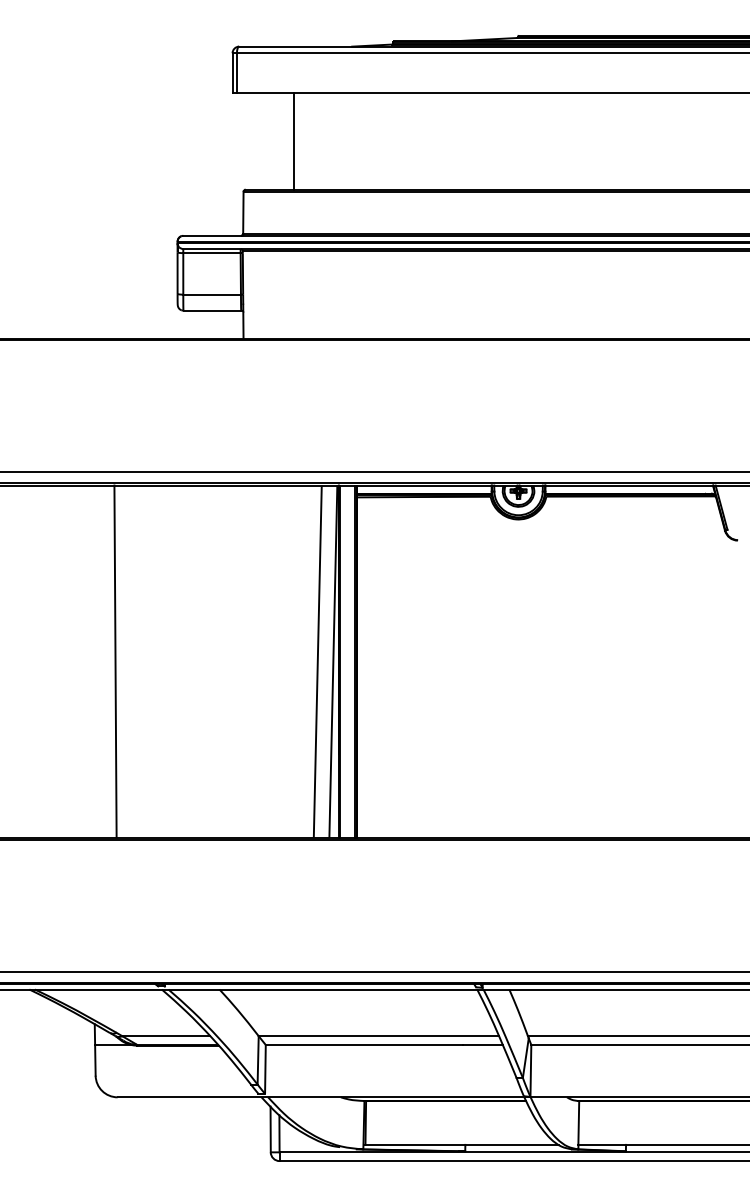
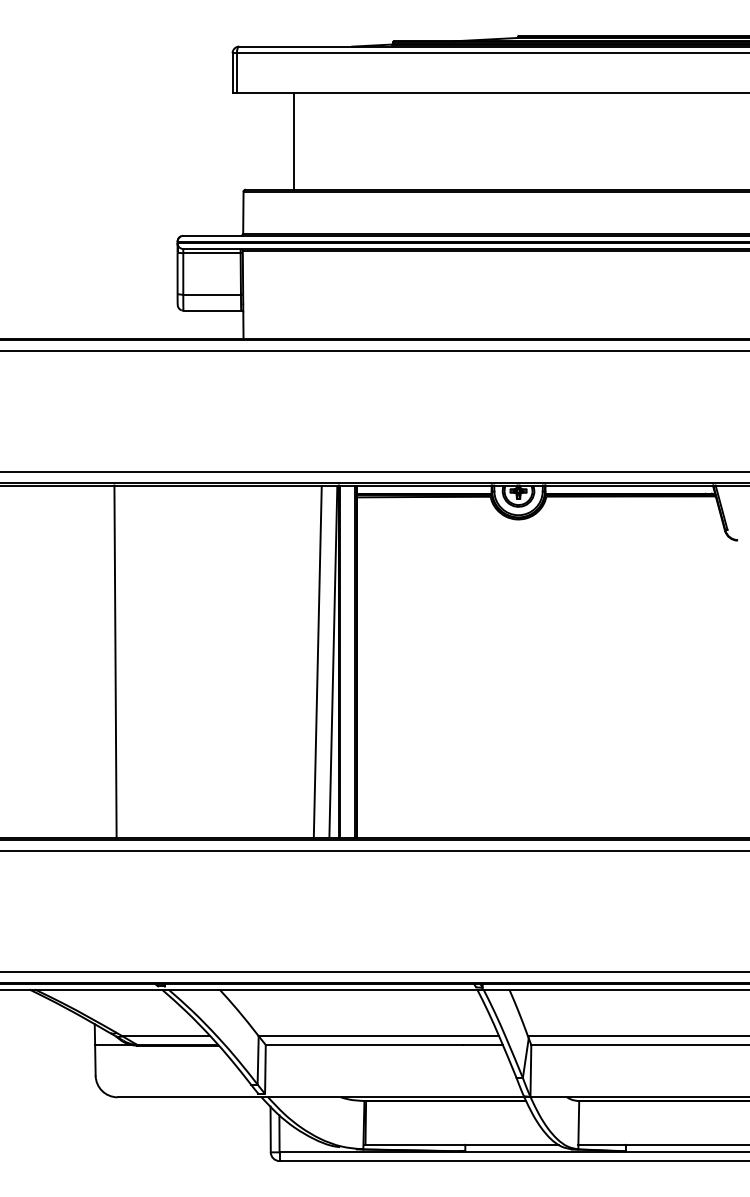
line: none -> present (374, 351)
line: none -> present (374, 850)
